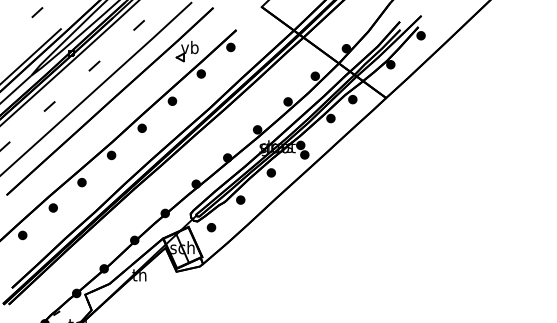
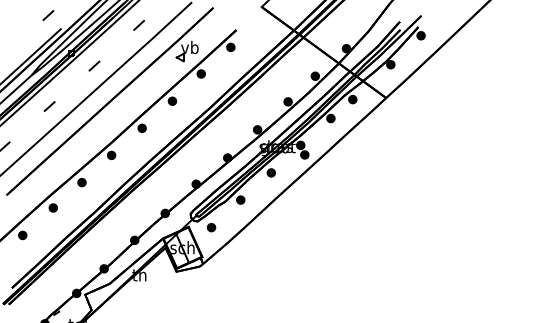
line position: (37, 12) -> (48, 15) (48, 15)
